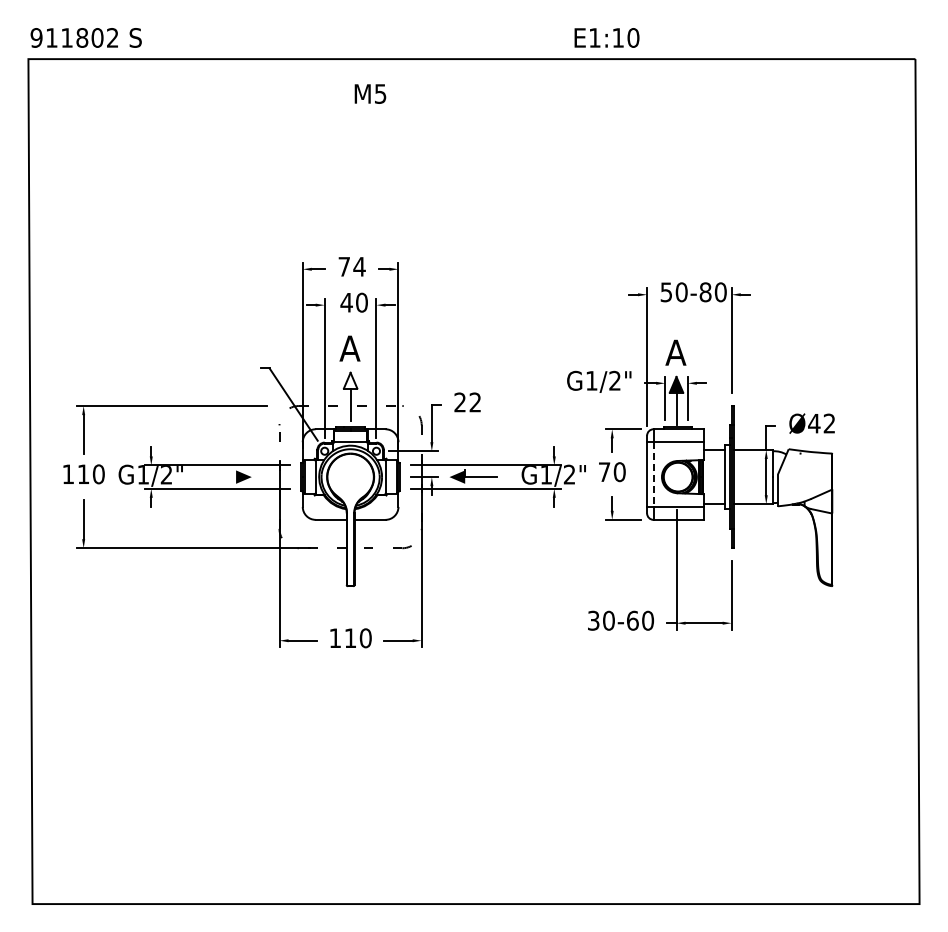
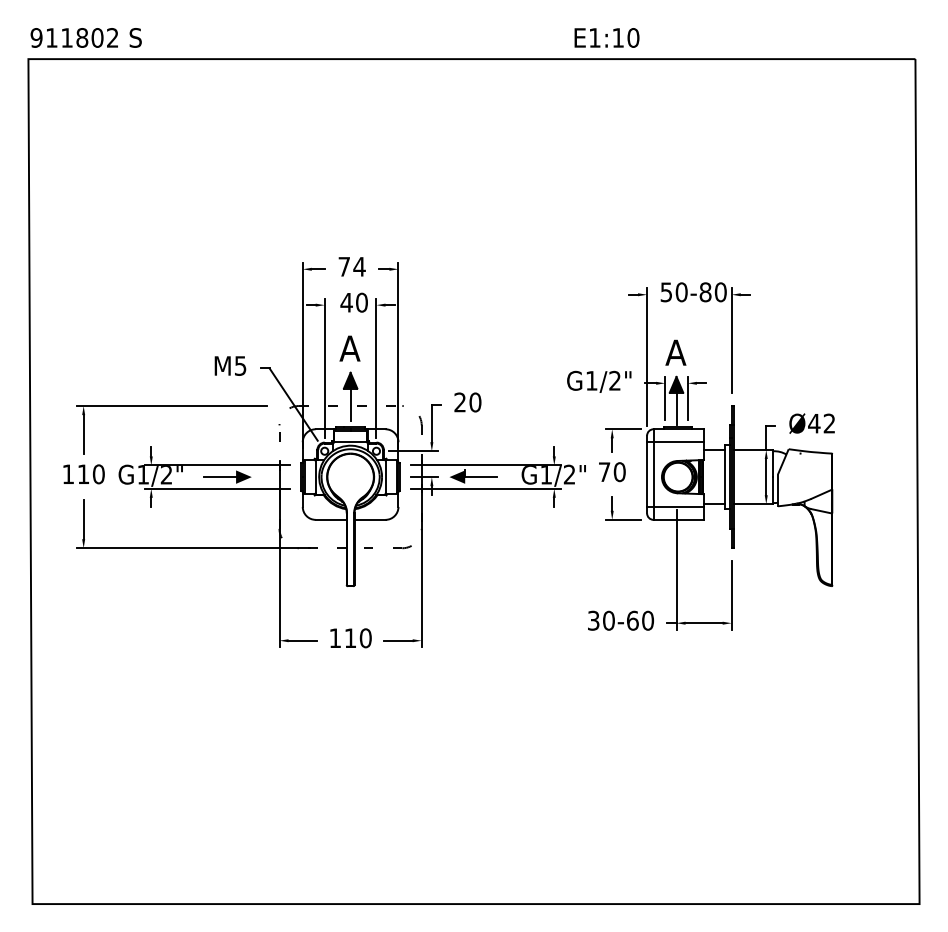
text position: (370, 93) -> (230, 365) (230, 365)
fill: none -> present (350, 380)
text: 22 -> 20 (475, 402)
line: dashed -> solid (653, 475)
line: none -> present (219, 477)
